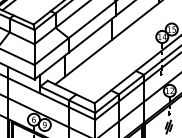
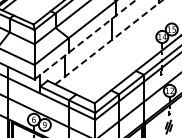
line: solid -> dashed (85, 39)
line: solid -> dashed (109, 41)
